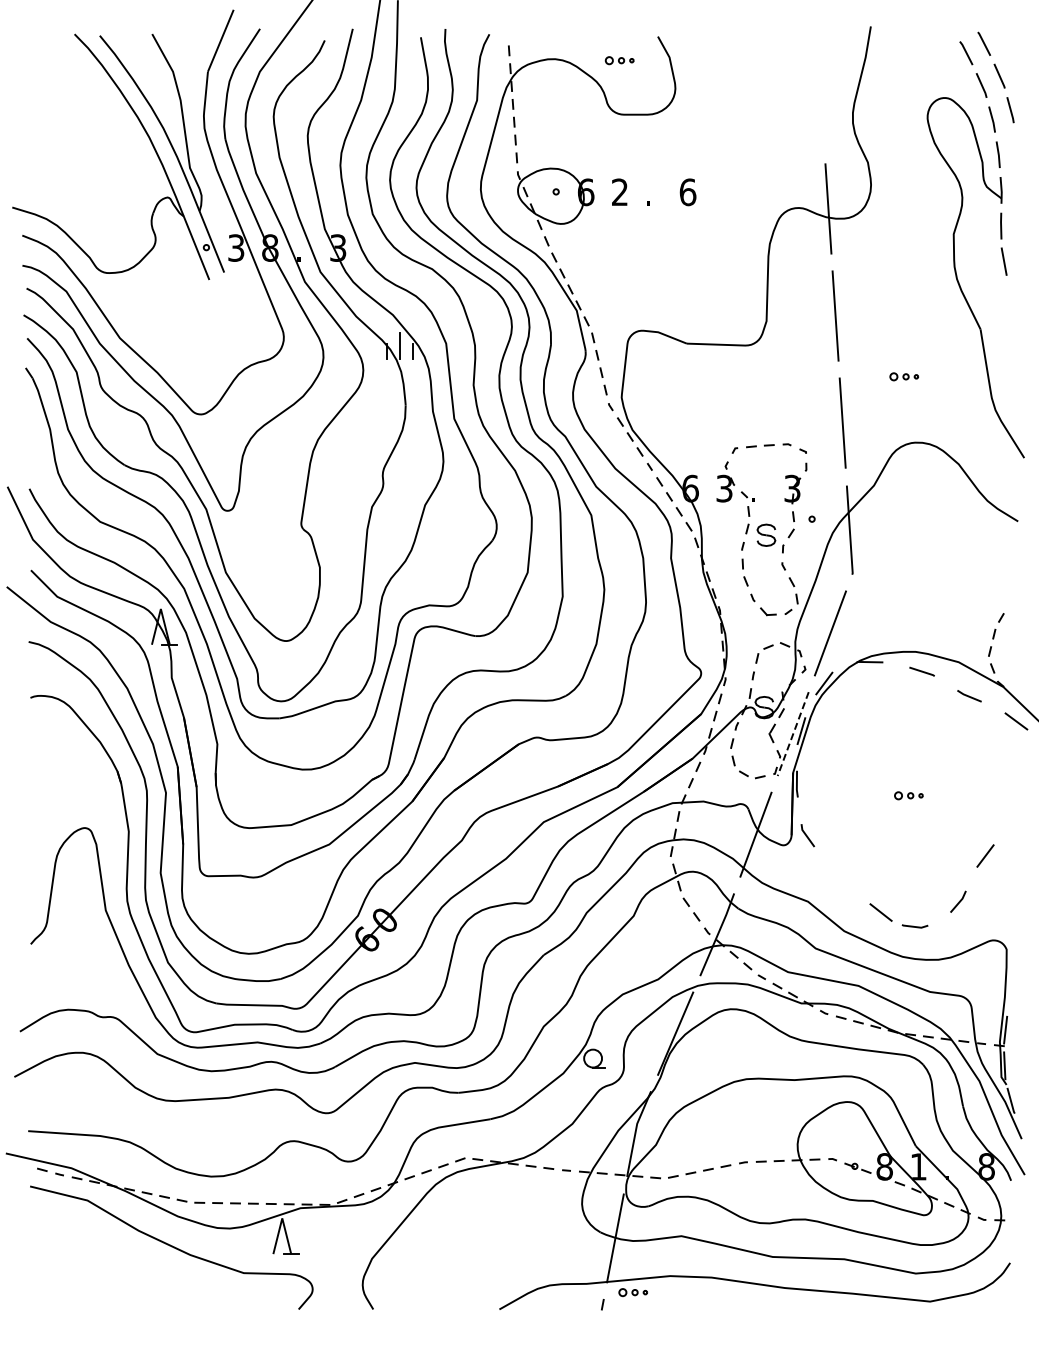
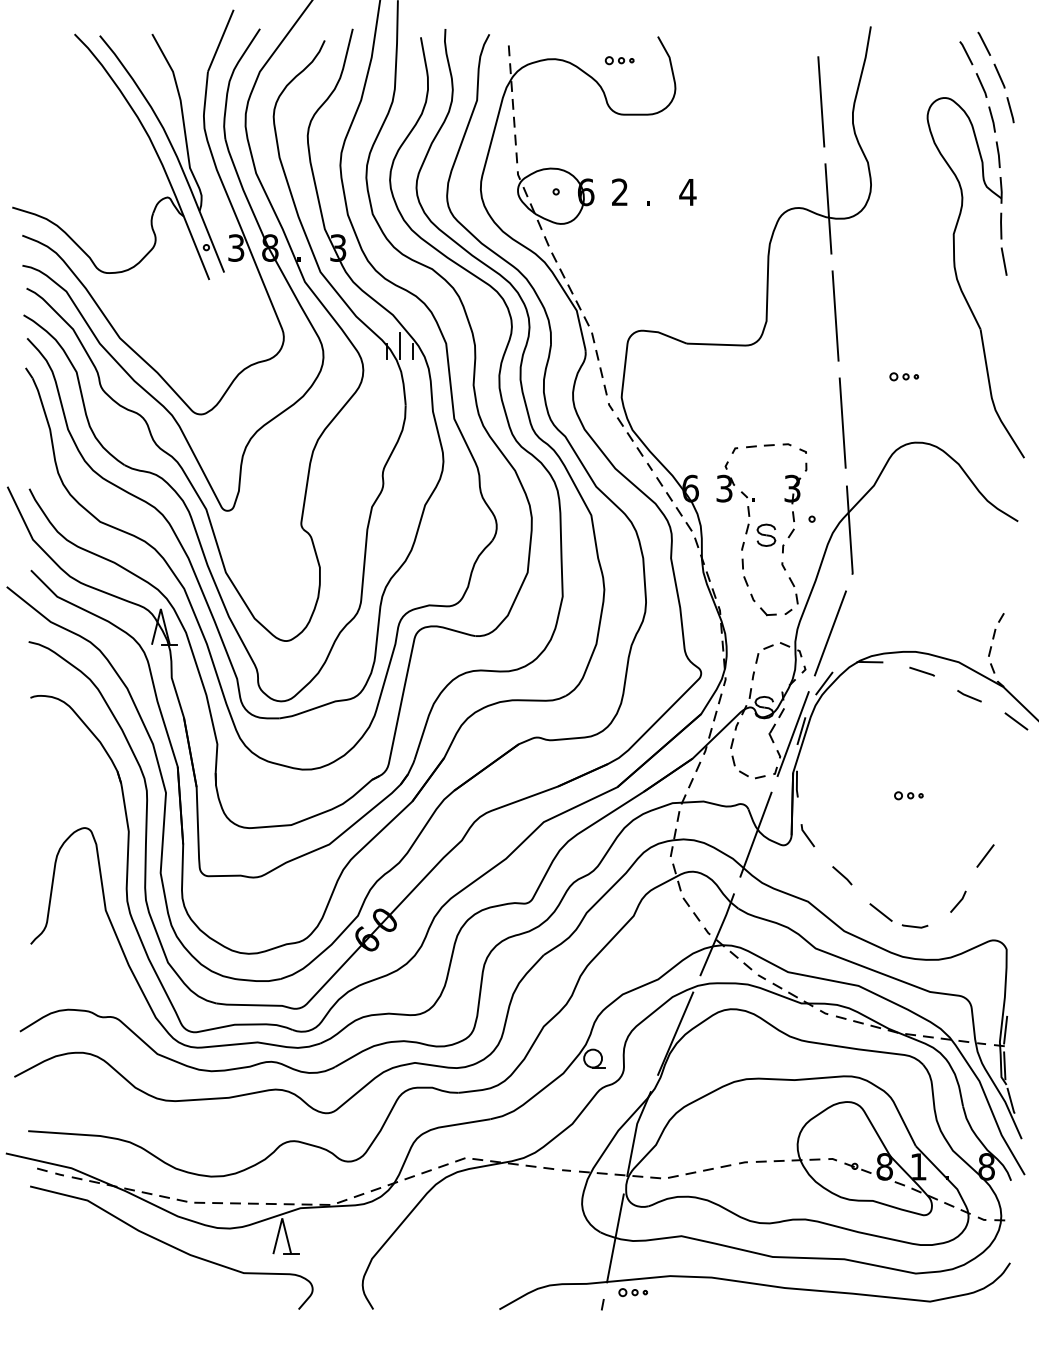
line: none -> present (821, 101)
text: 6 -> 4 (687, 192)
line: dashed -> solid (793, 734)
line: none -> present (842, 875)
